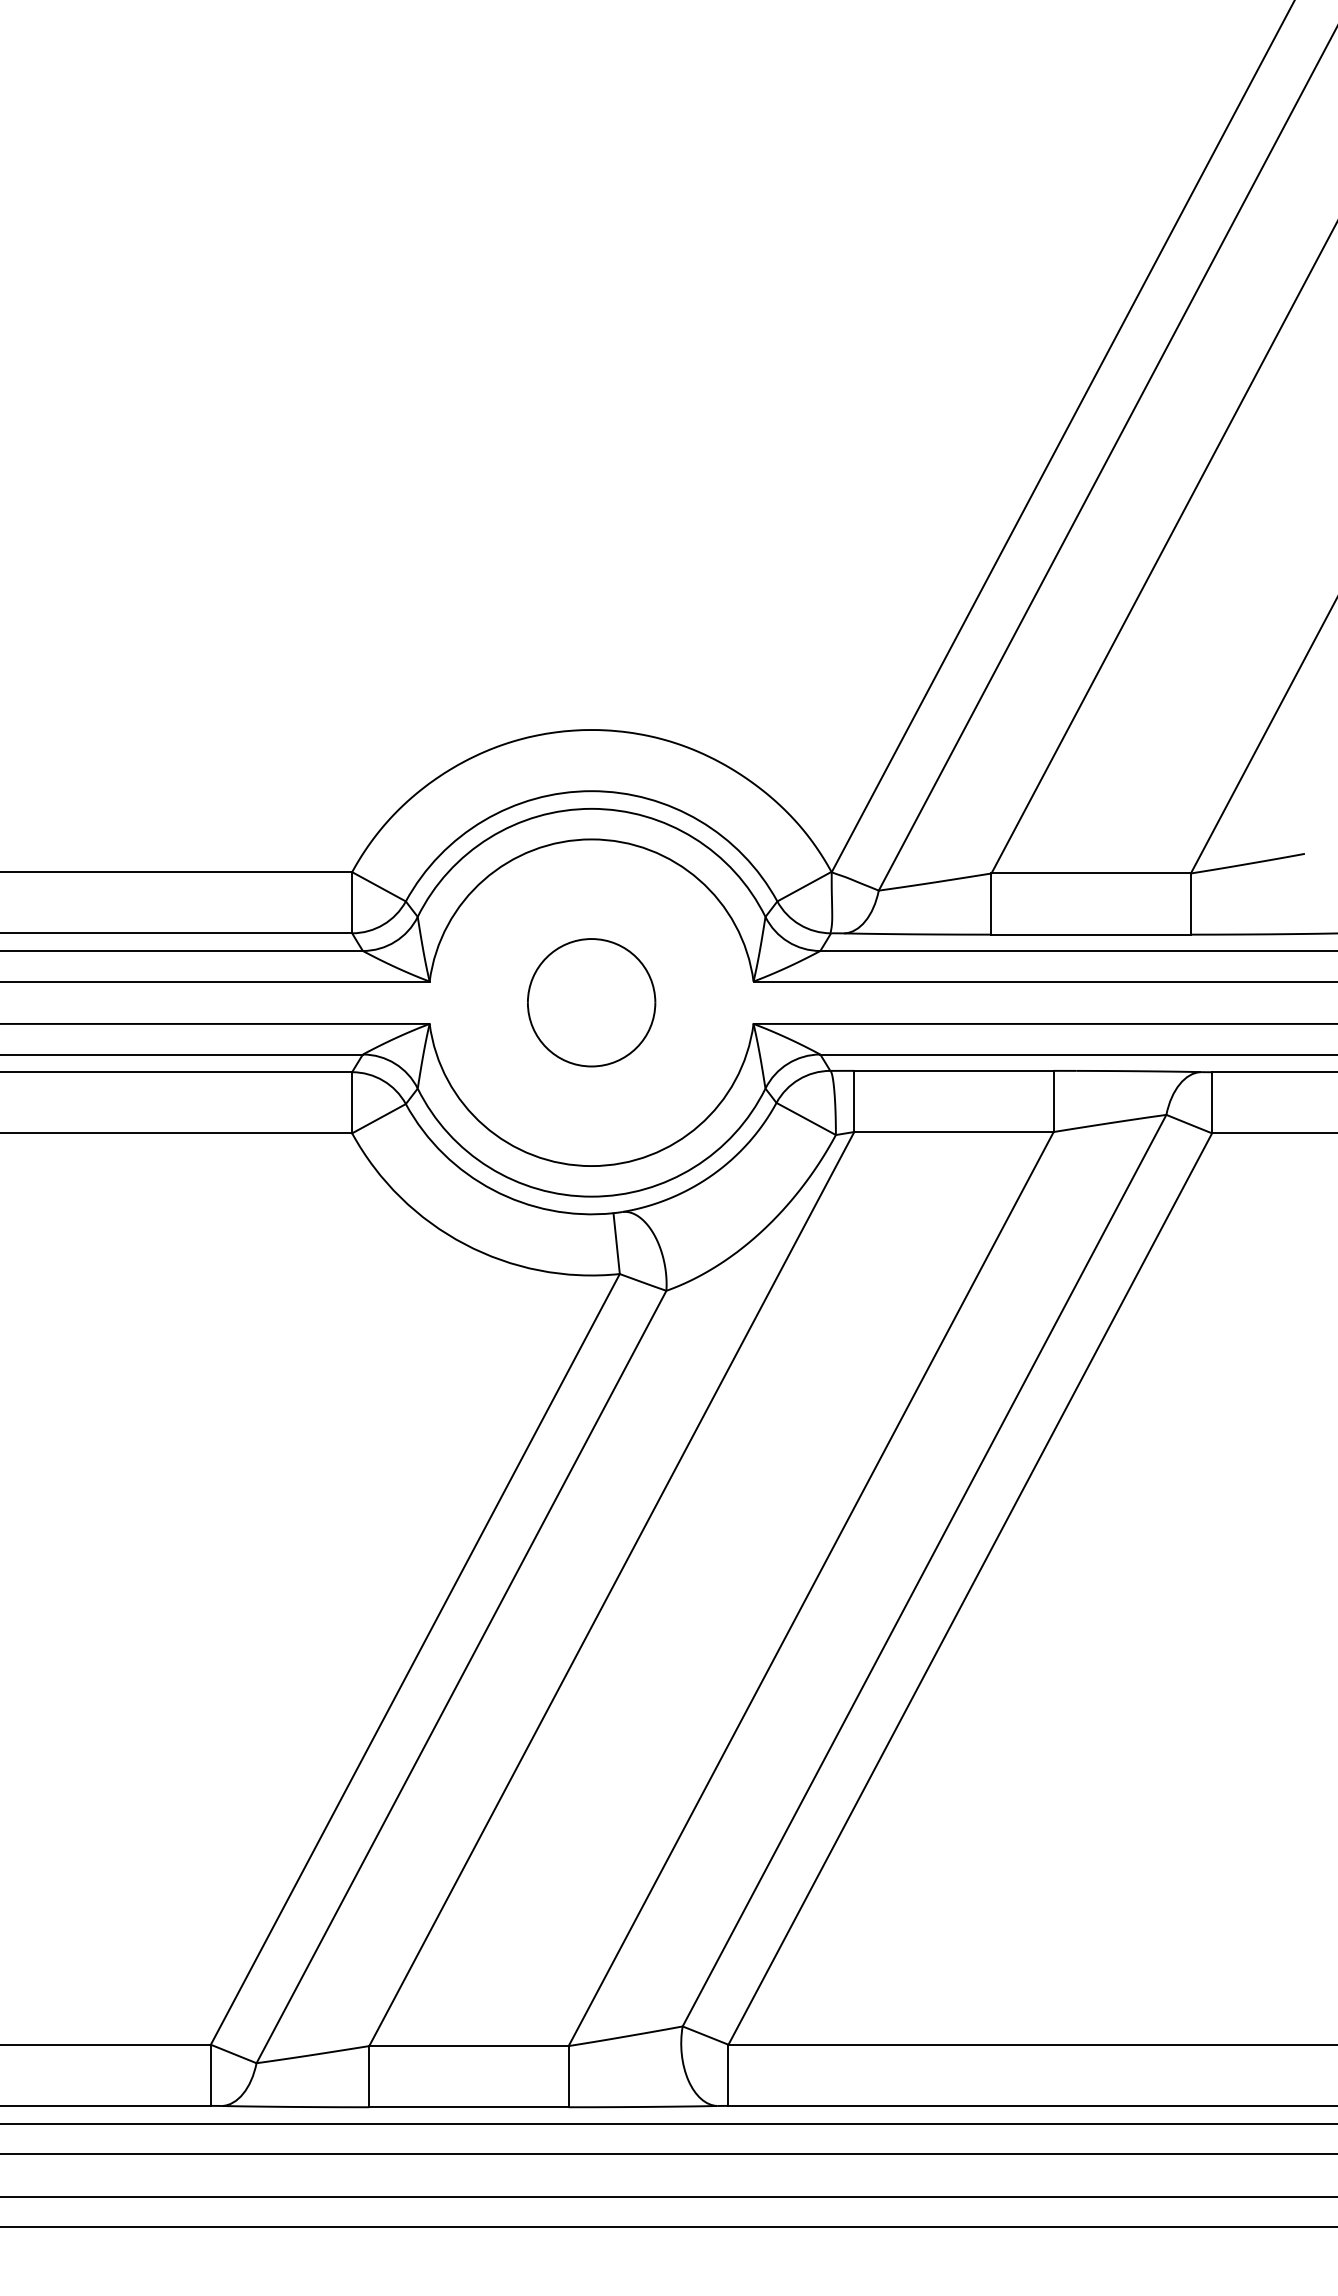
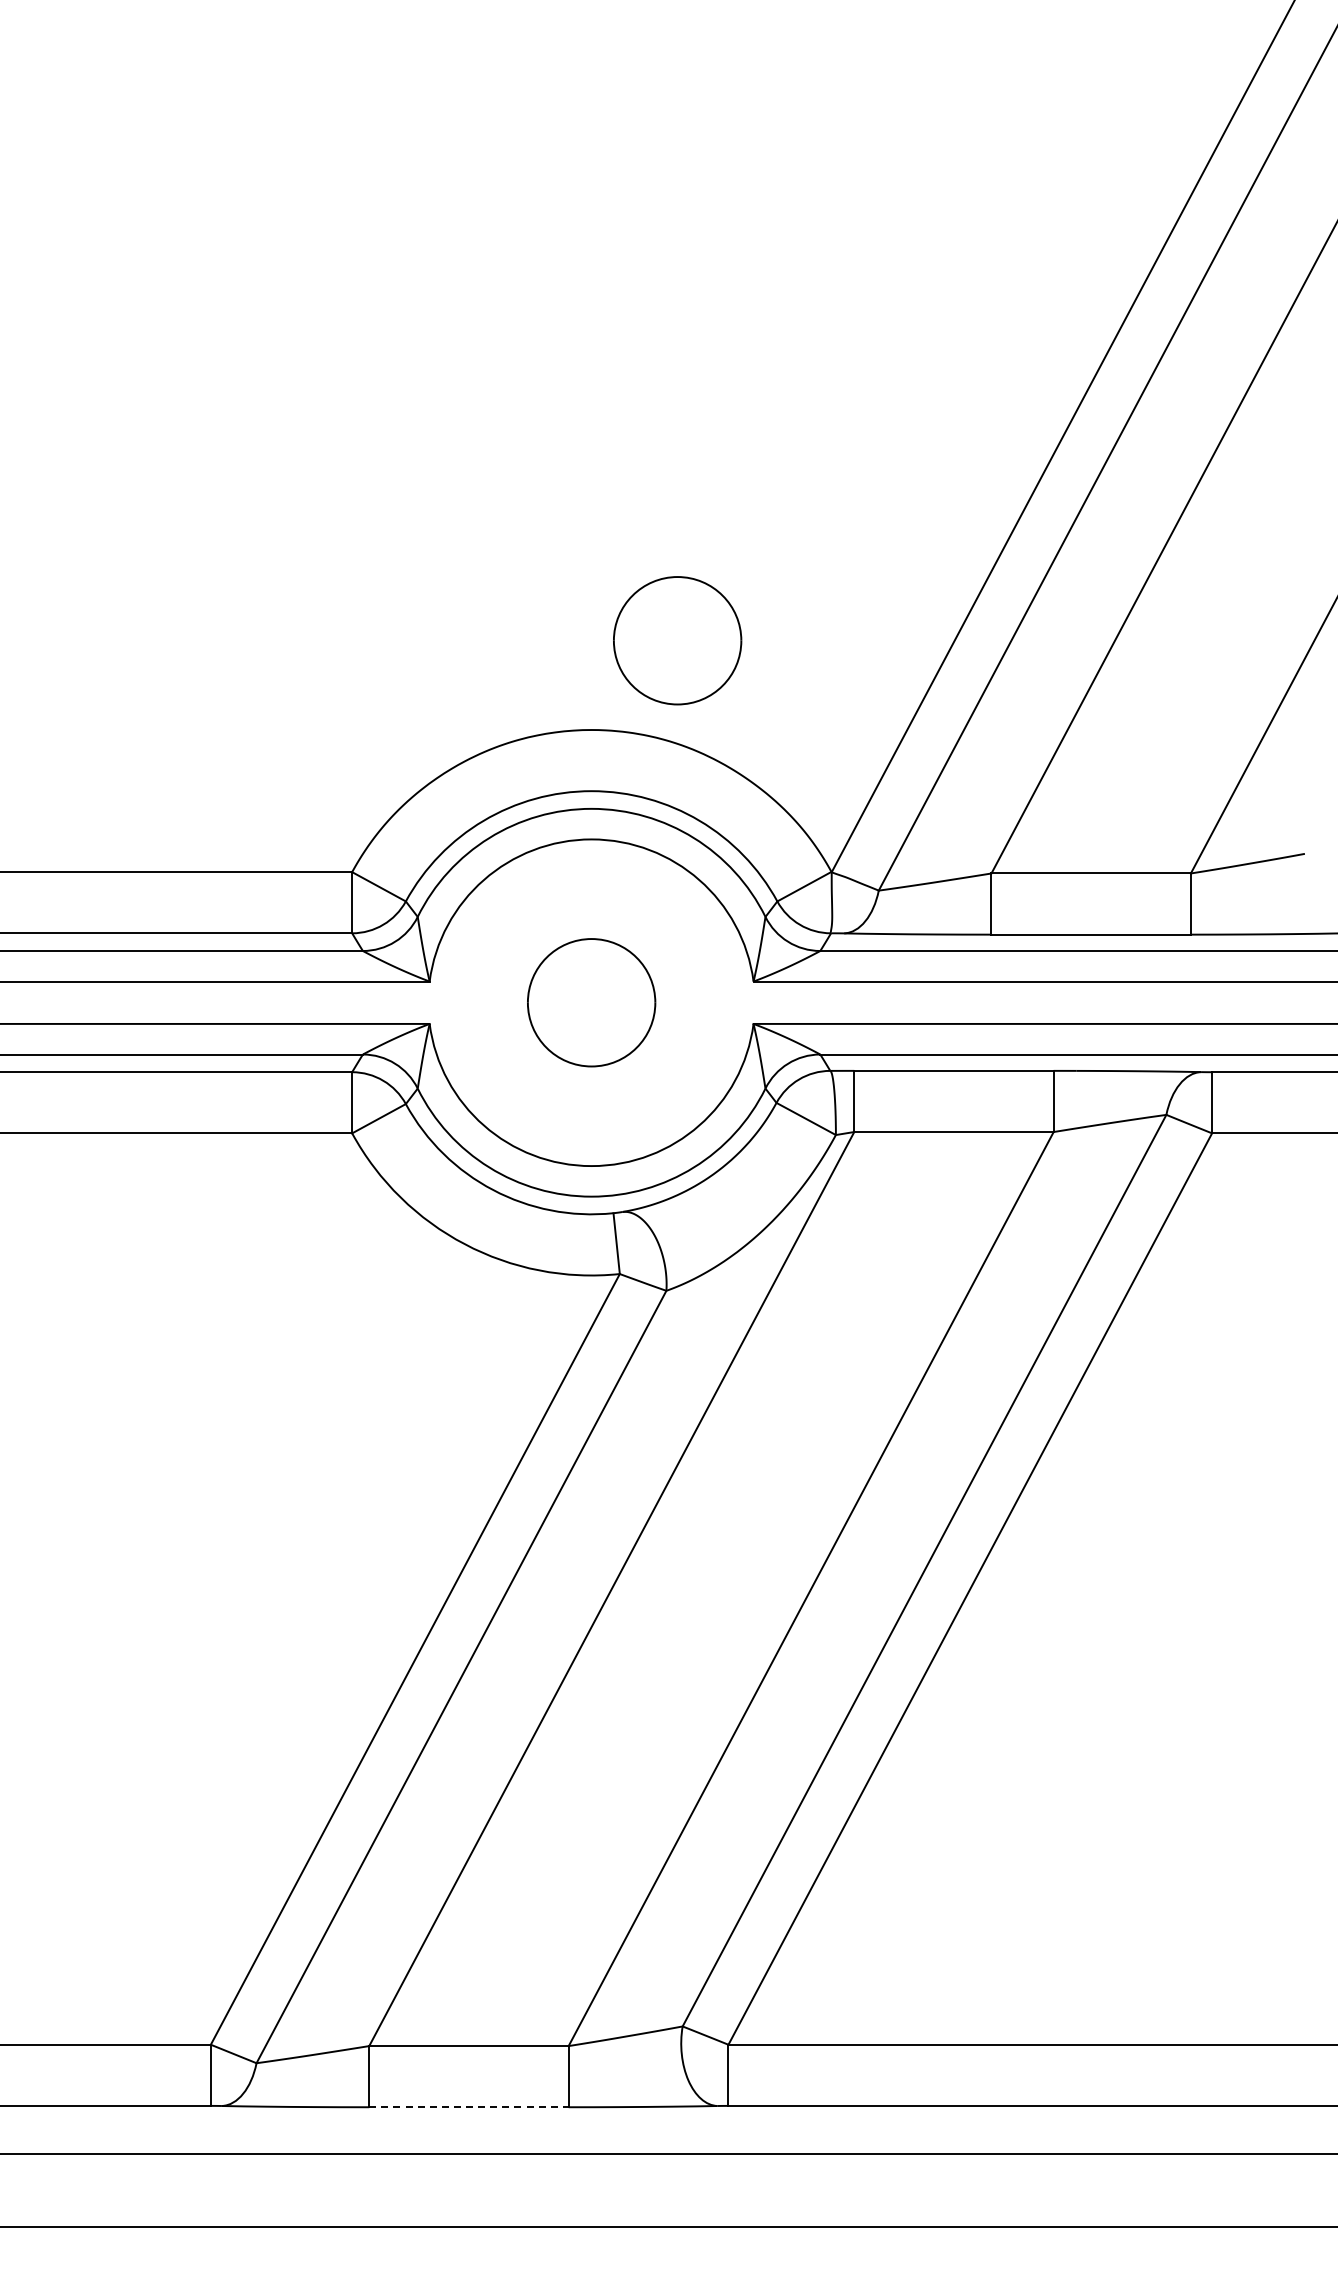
part: none -> present (677, 640)
line: solid -> dashed (468, 2107)
line: present -> none (668, 2123)
line: present -> none (668, 2196)
